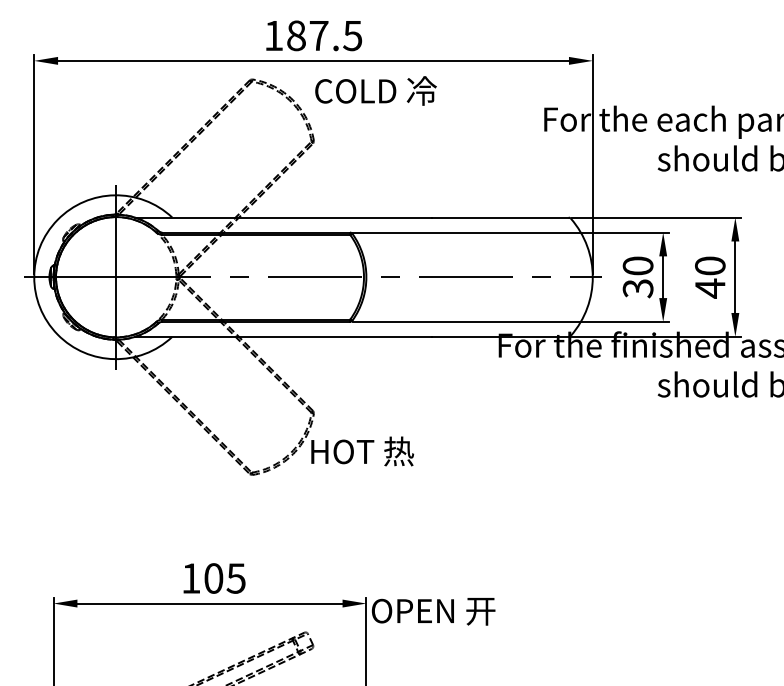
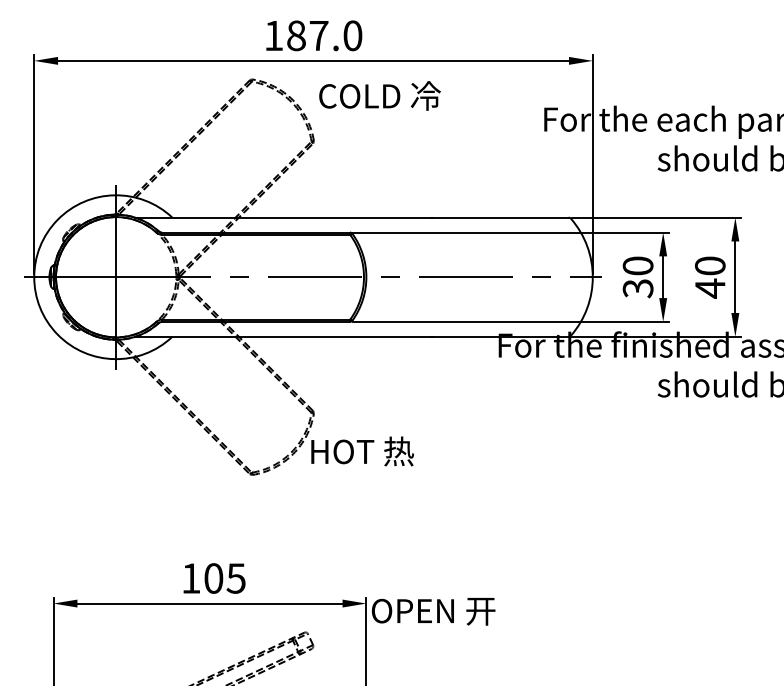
text: 187.5 -> 187.0 (352, 35)
text position: (375, 90) -> (379, 95) (379, 95)
